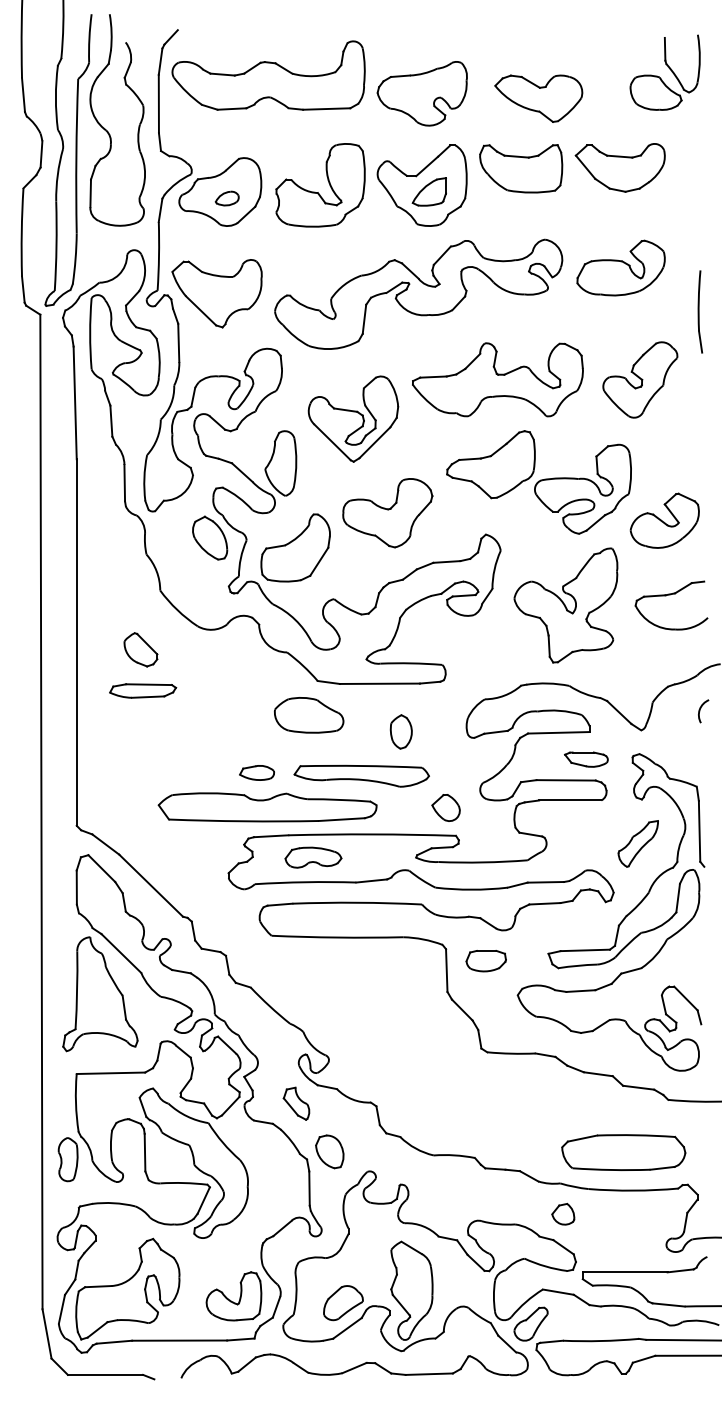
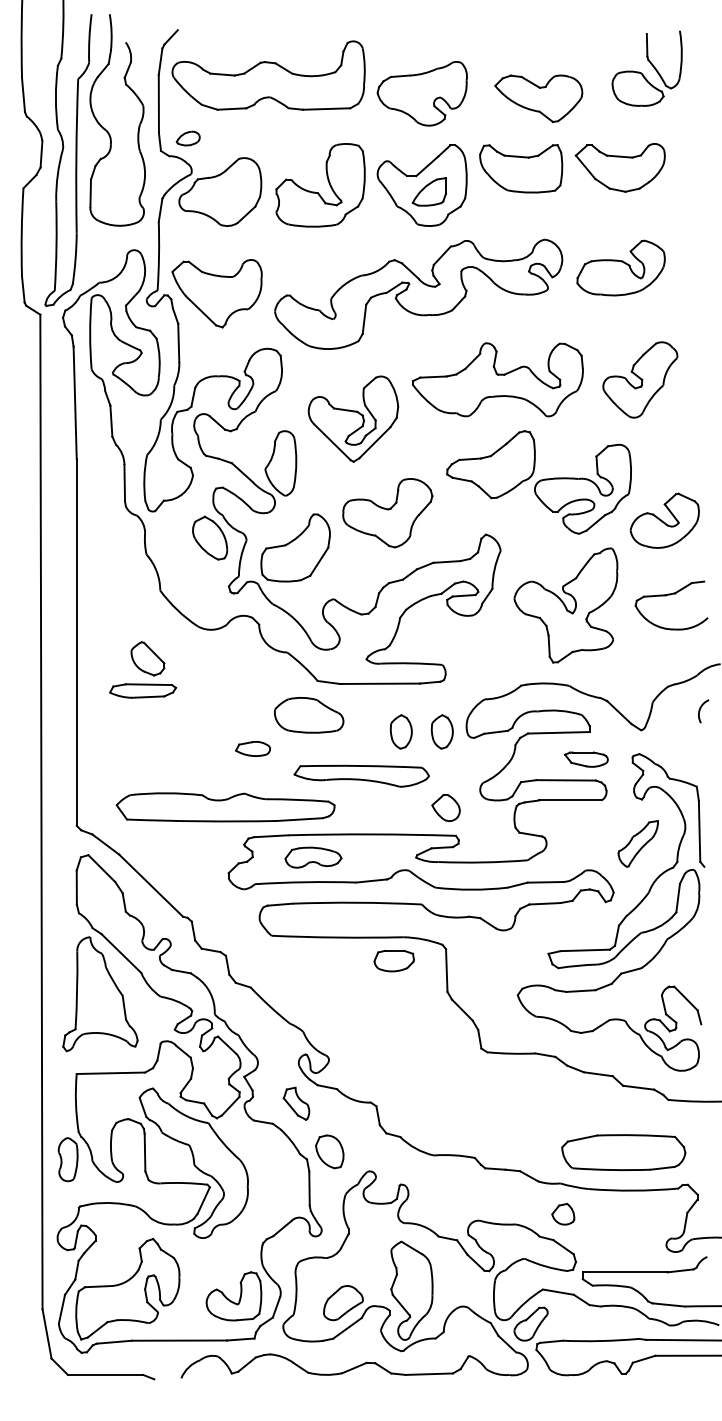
part position: (664, 72) -> (646, 68) (646, 68)
part position: (226, 198) -> (187, 138) (187, 138)
part: present -> none (700, 311)
part position: (140, 649) -> (147, 658) (147, 658)
part: none -> present (441, 731)
part position: (256, 772) -> (252, 748) (252, 748)
part position: (267, 807) -> (225, 807) (225, 807)
part position: (485, 961) -> (393, 961) (393, 961)
